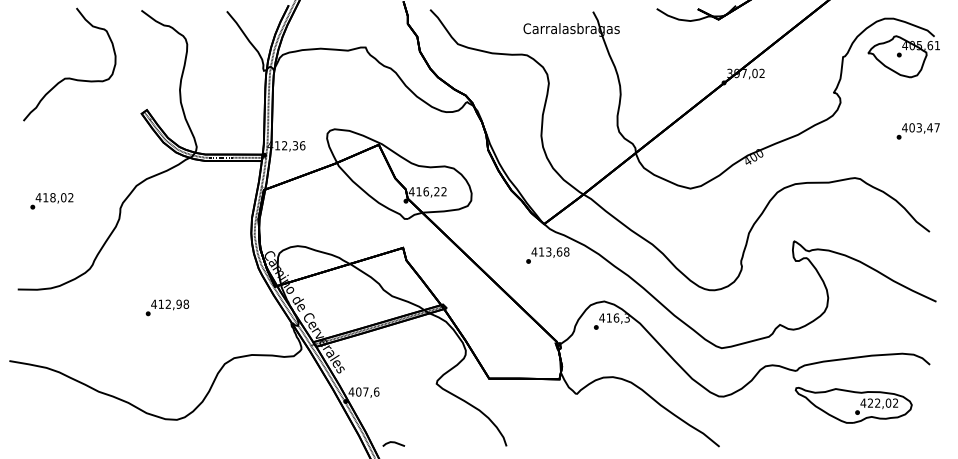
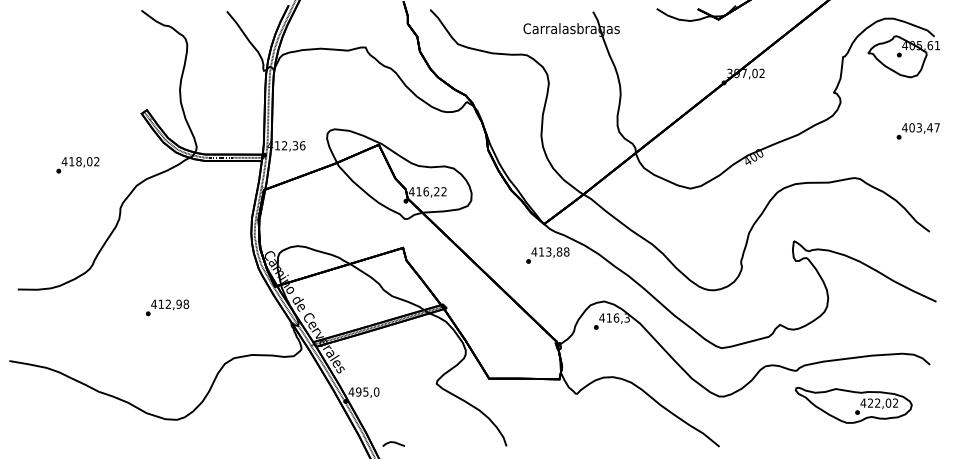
curve: present -> none (69, 77)
text position: (51, 201) -> (77, 165) (77, 165)
text: 413,68 -> 413,88 (559, 251)
text: 407,6 -> 495,0 (367, 391)
